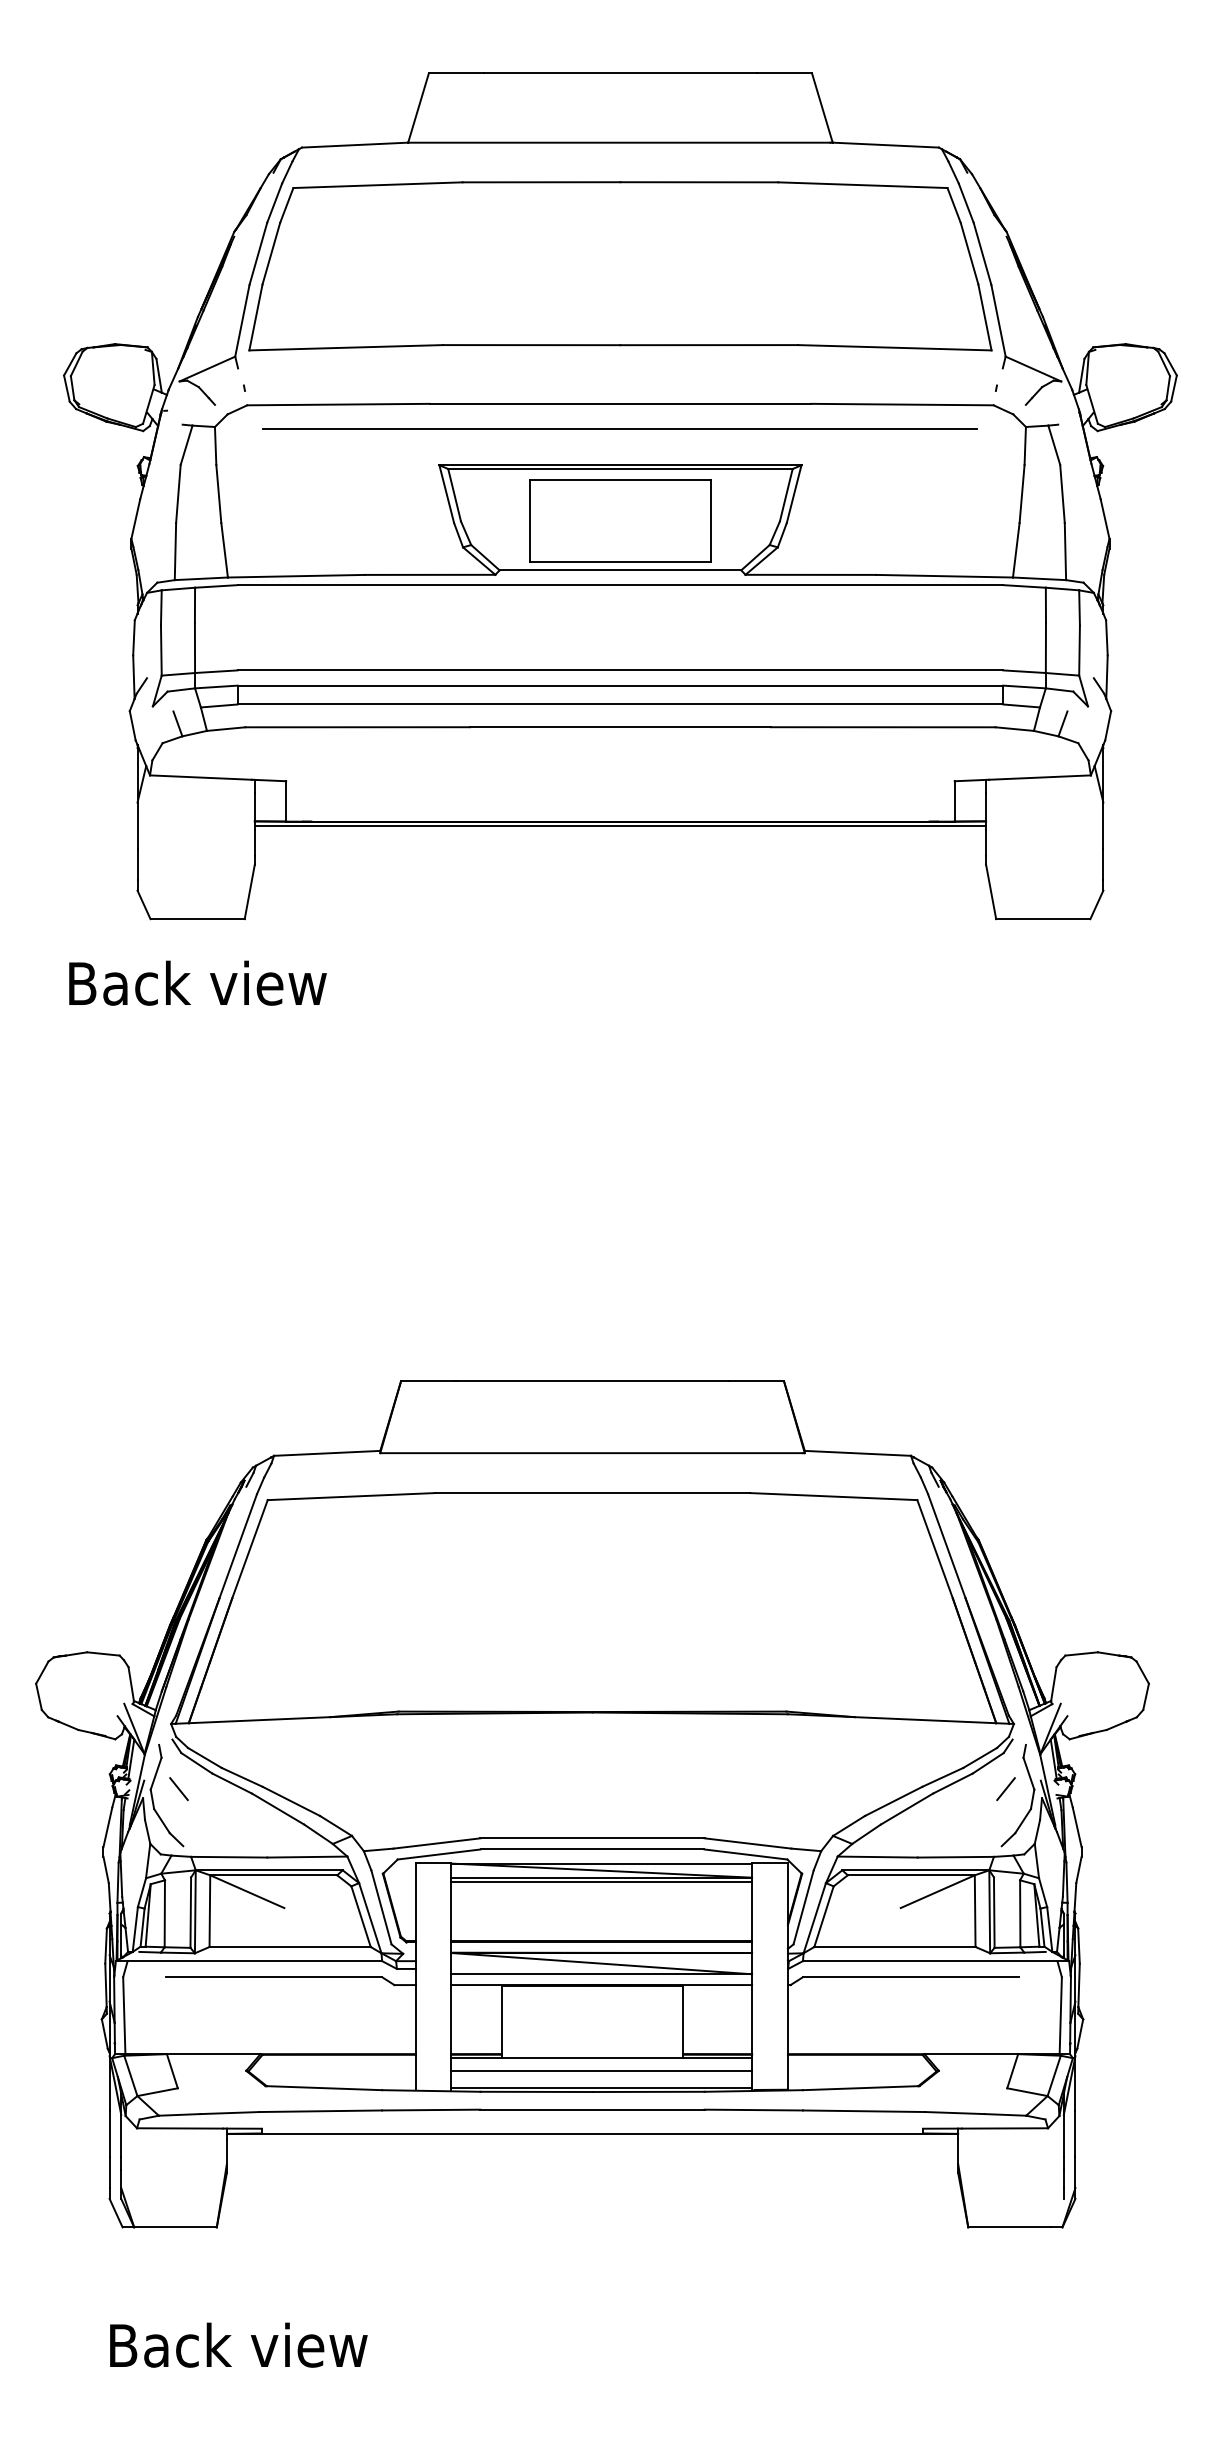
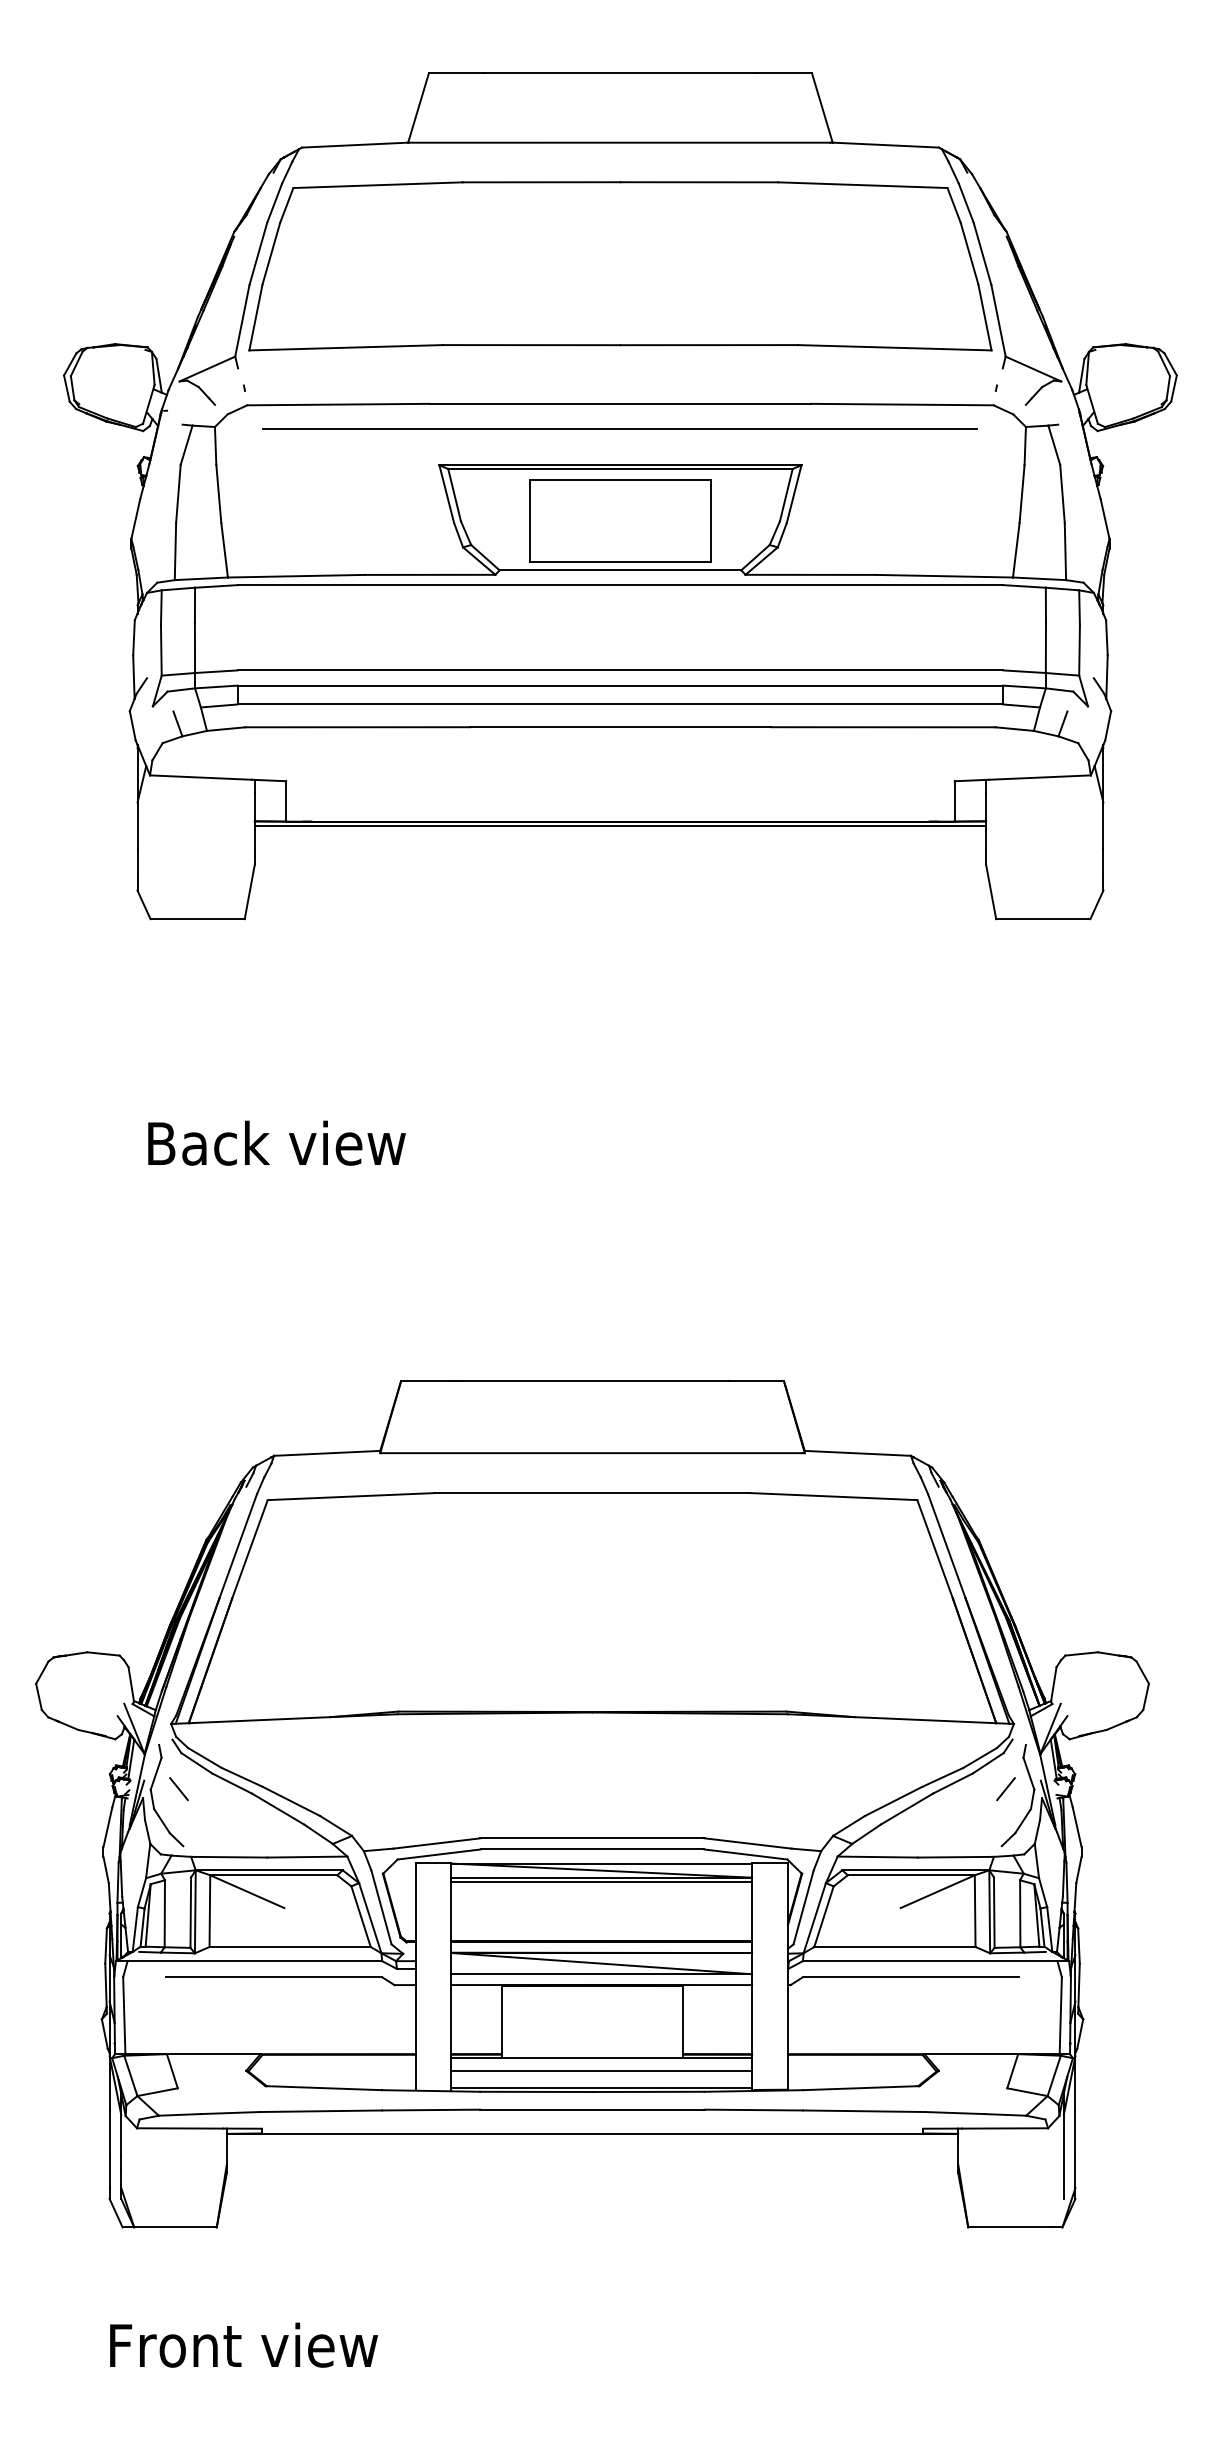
text position: (197, 982) -> (276, 1142) (276, 1142)
text: Back view -> Front view (246, 2344)
